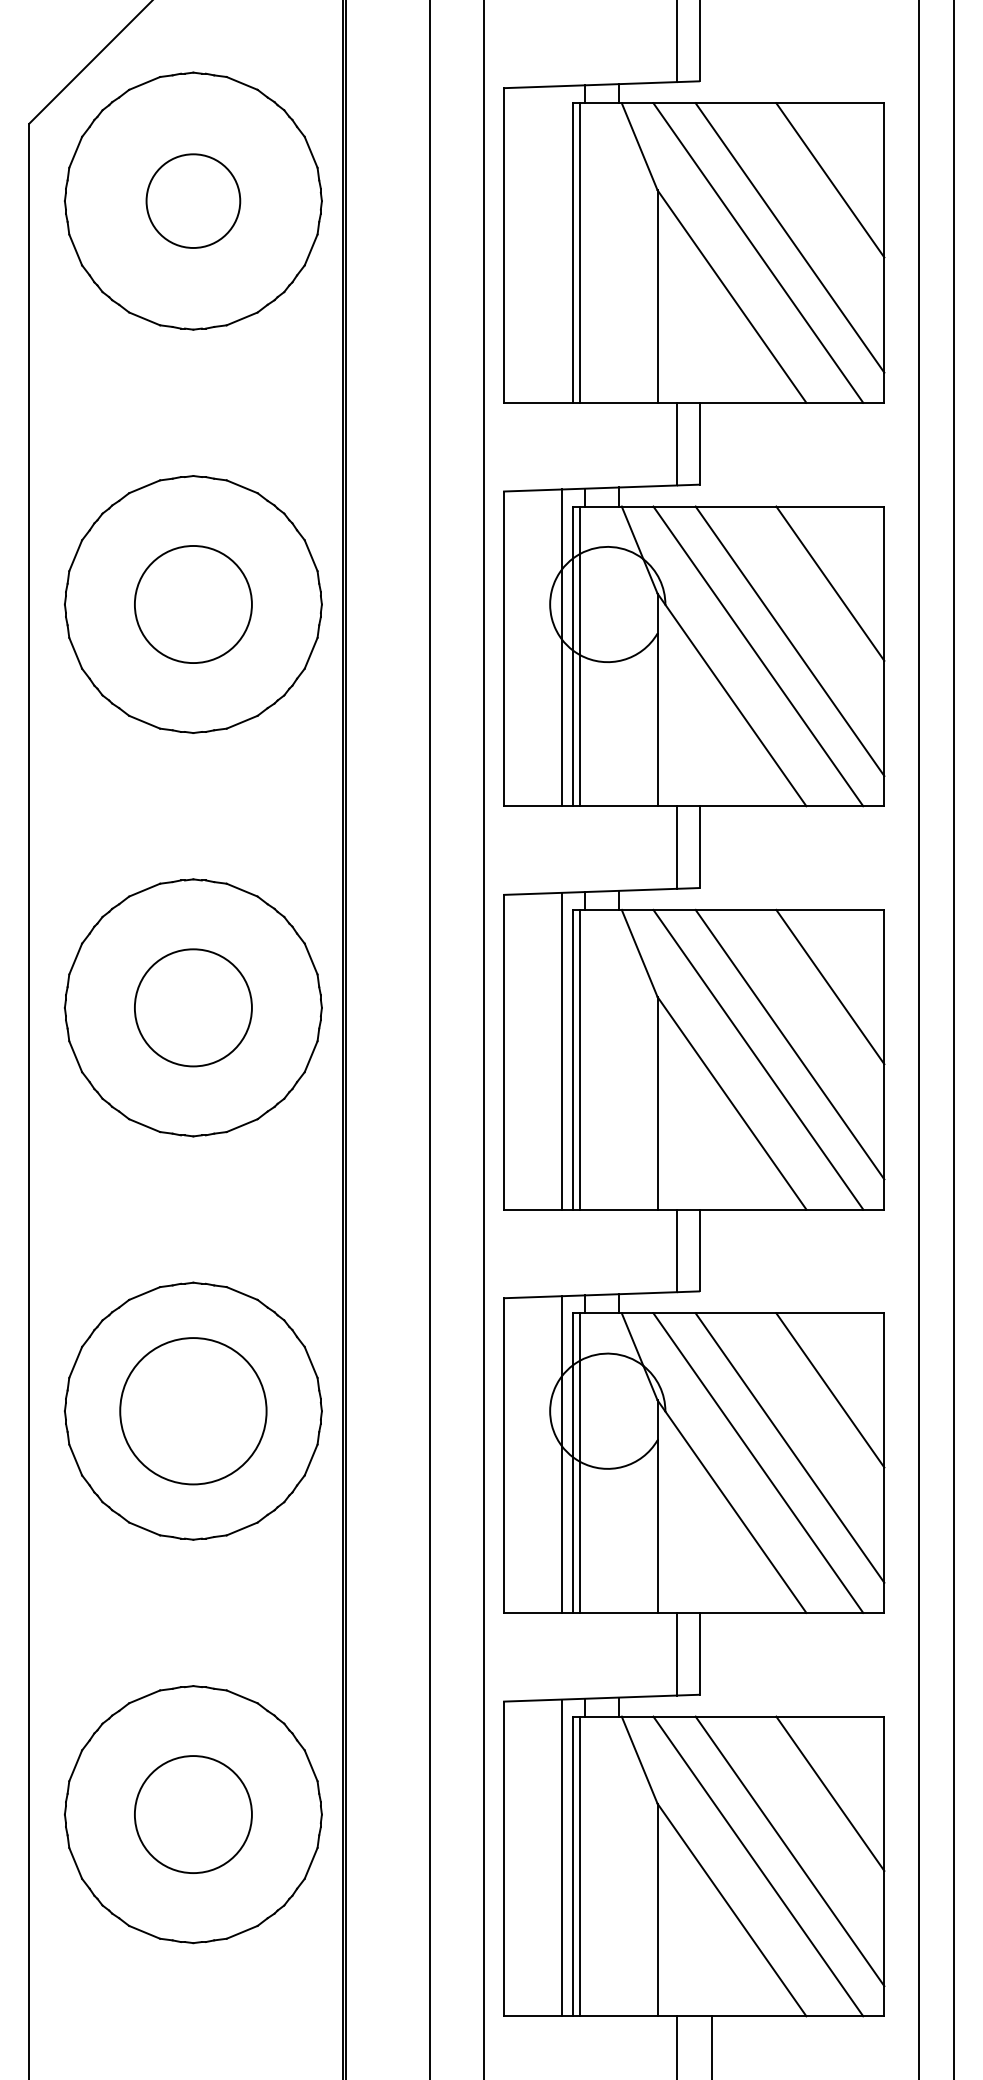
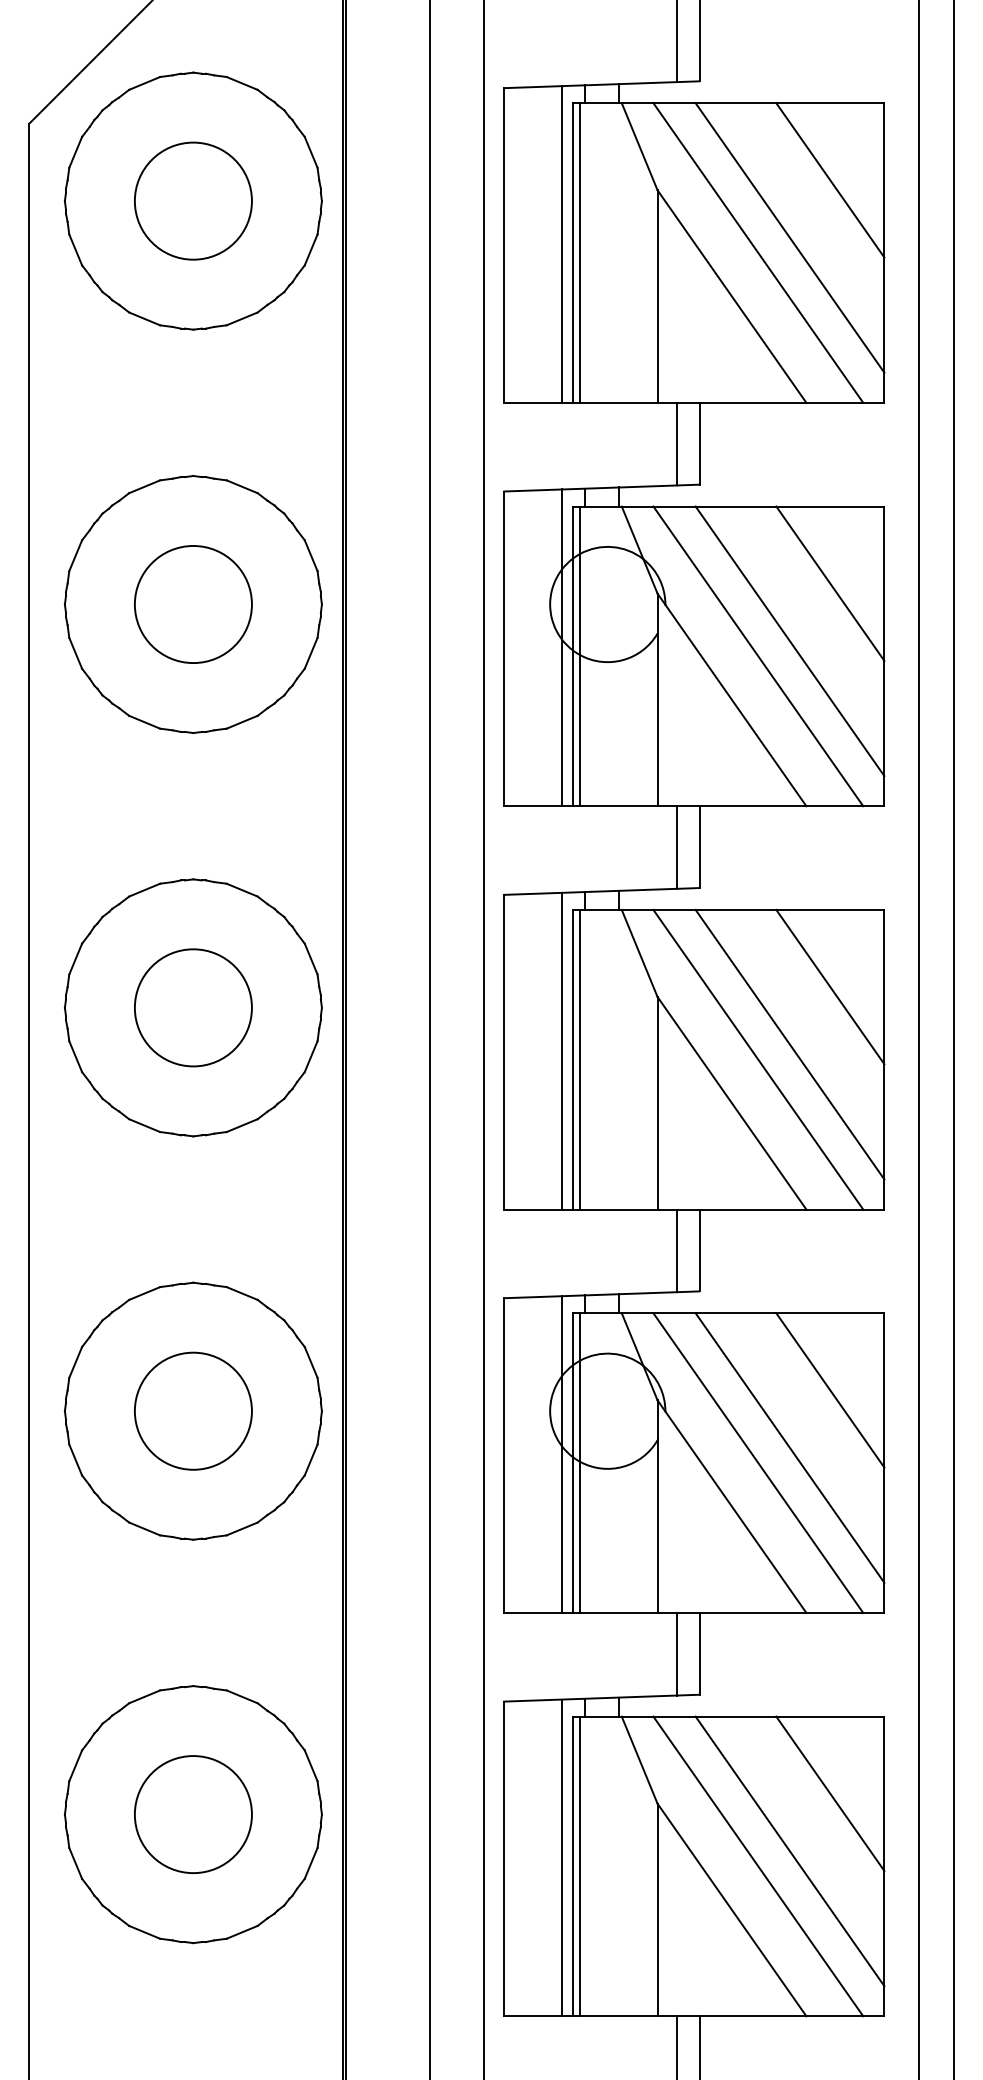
circle diameter: 94 px -> 117 px (192, 200)
line: none -> present (561, 244)
circle diameter: 146 px -> 117 px (192, 1410)
line position: (711, 2046) -> (699, 2046) (699, 2046)
